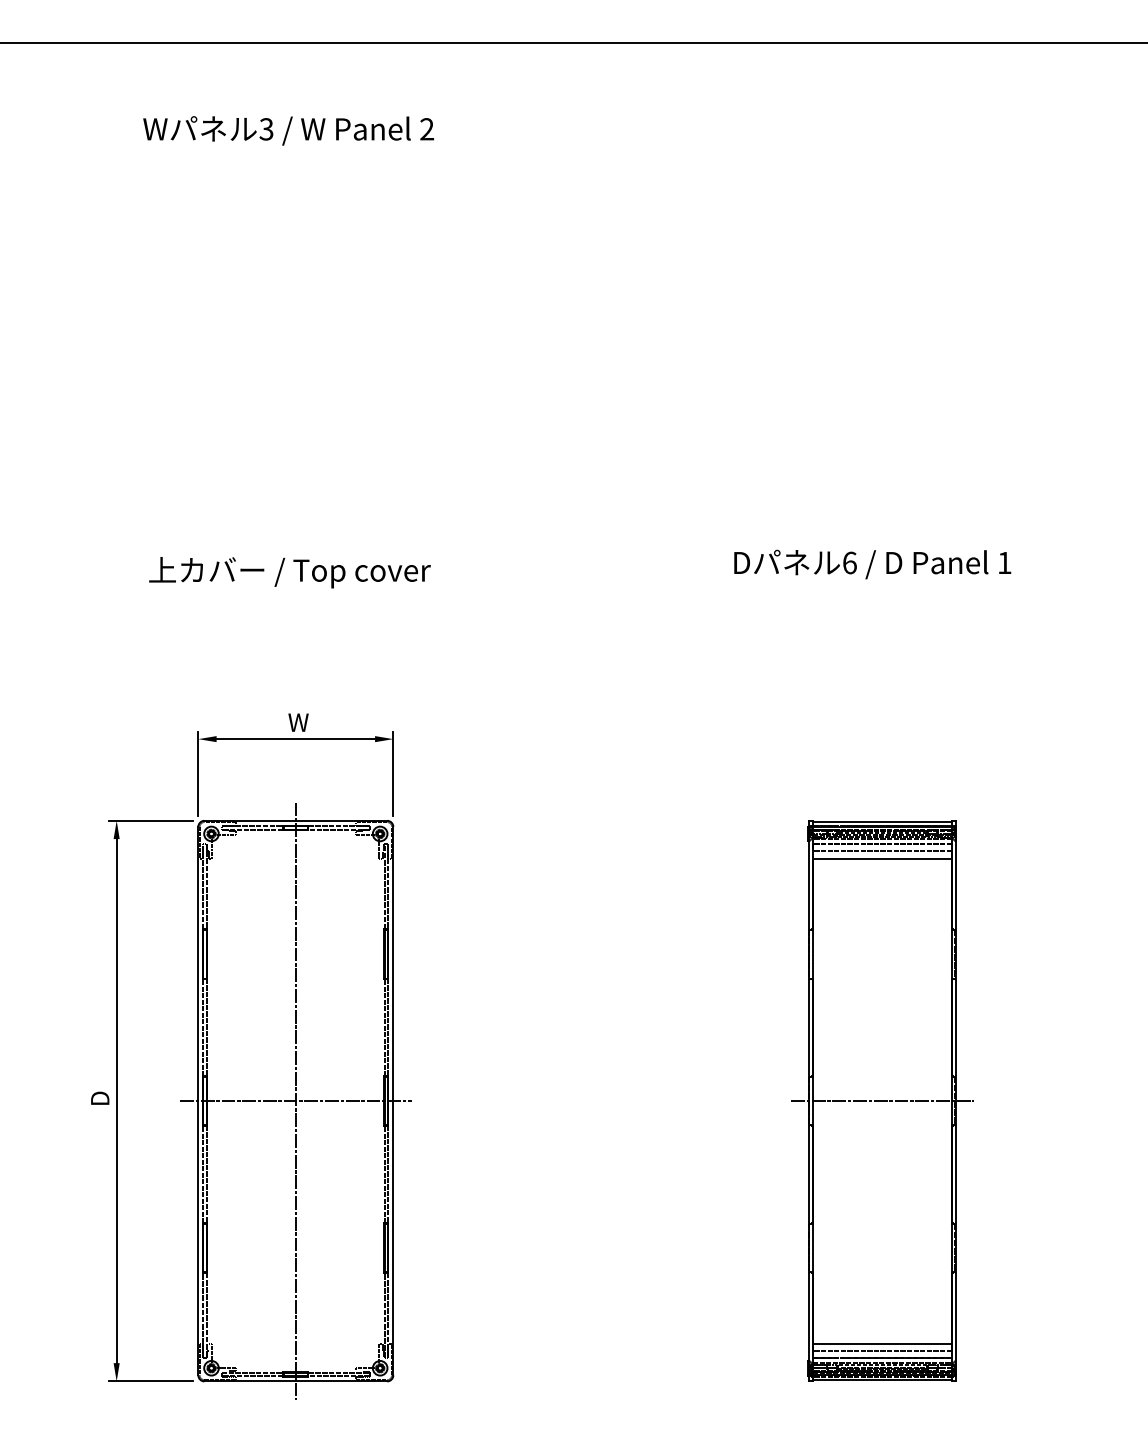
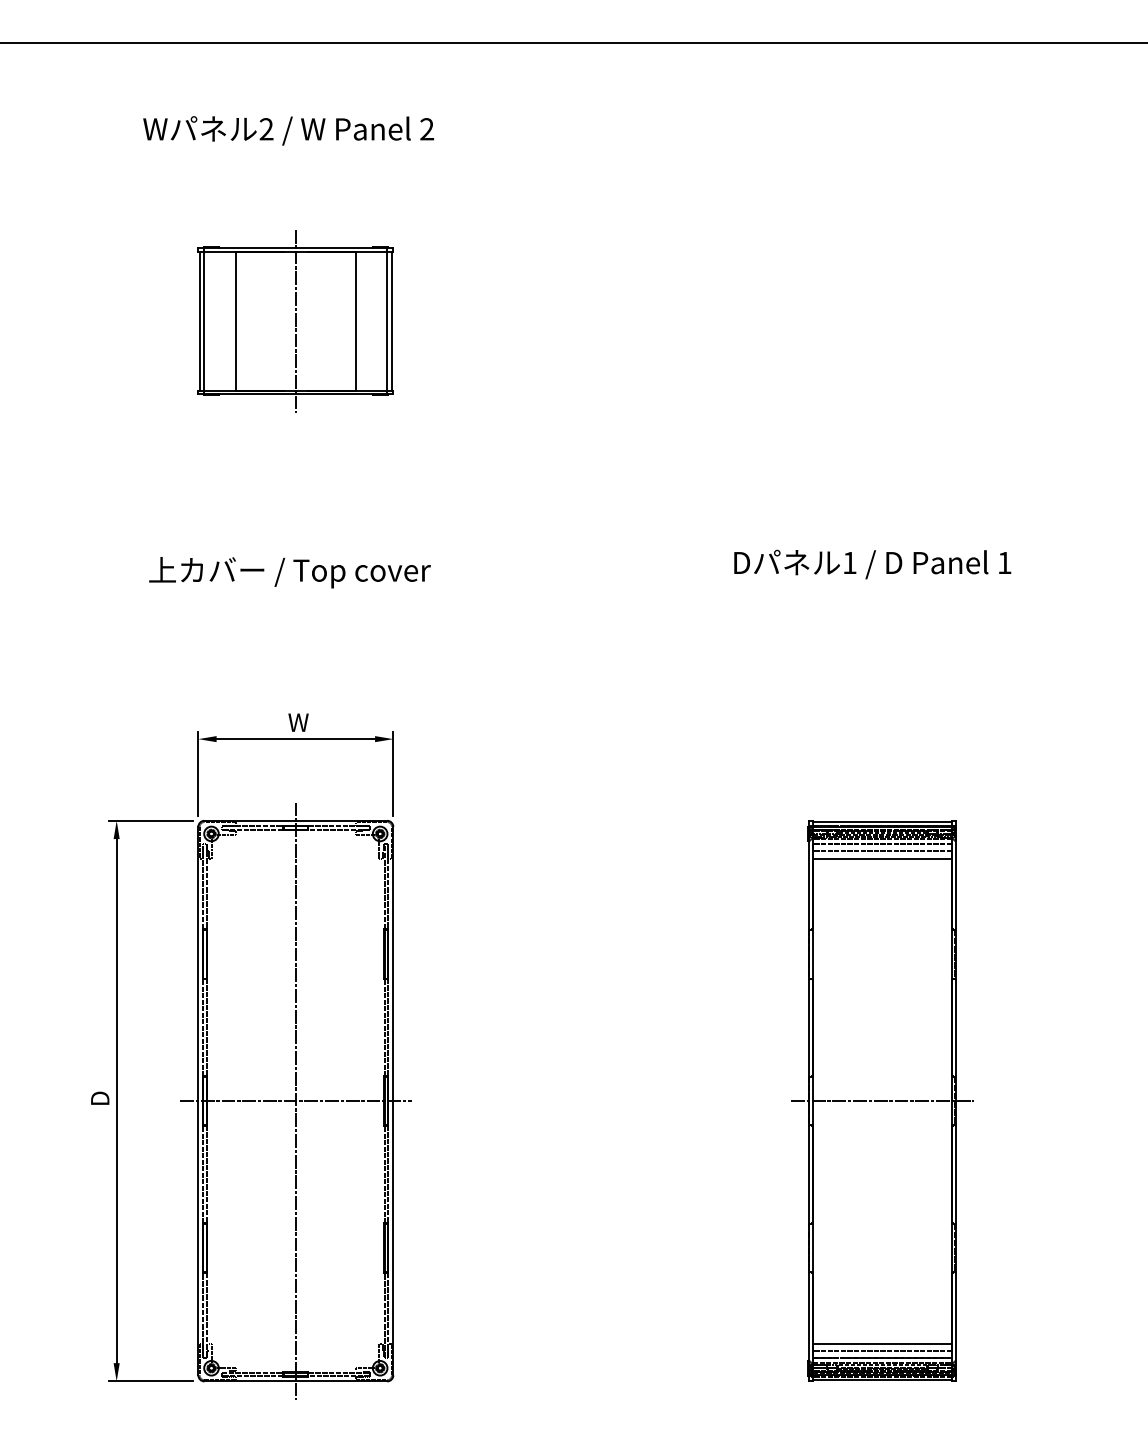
text: 3 -> 2 (266, 129)
part: none -> present (295, 321)
text: 6 -> 1 (849, 562)
